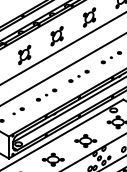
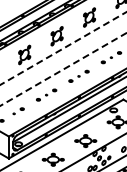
line: solid -> dashed (63, 48)
line: solid -> dashed (63, 69)
